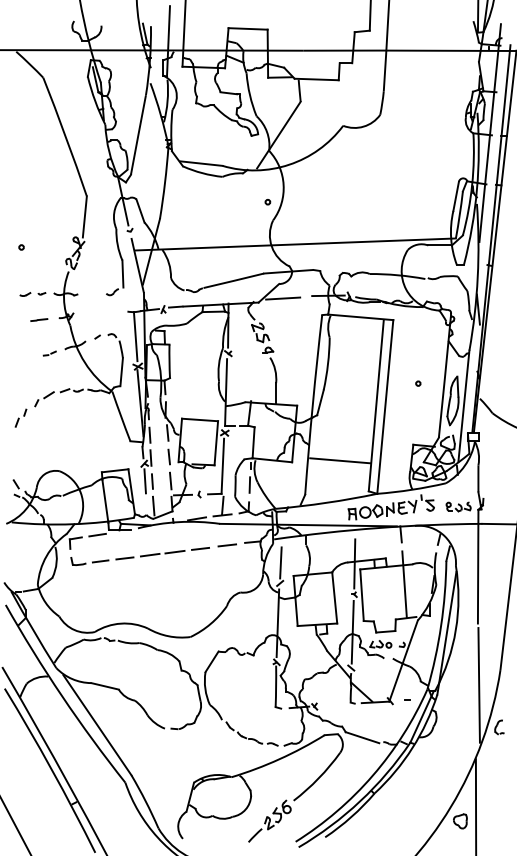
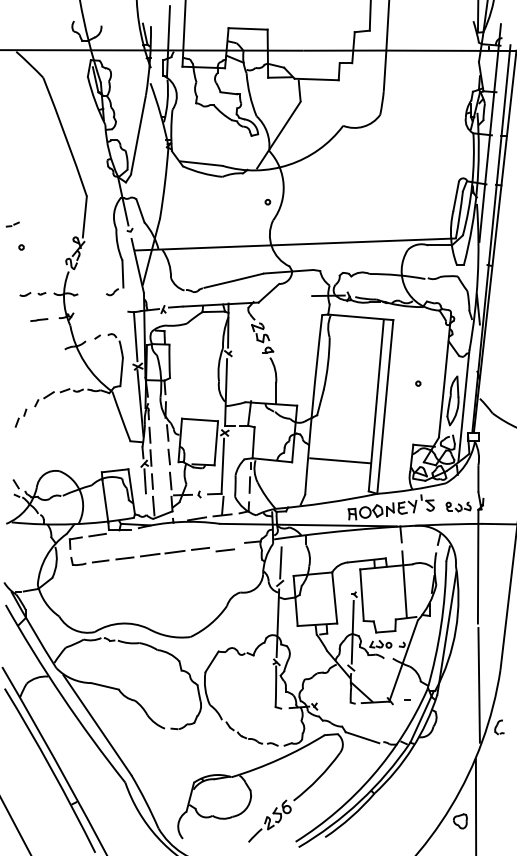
line: present -> none (283, 298)
part position: (49, 353) -> (12, 224) (12, 224)
line position: (226, 545) -> (224, 550) (224, 550)
line: present -> none (354, 563)
